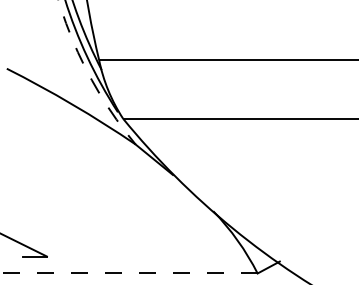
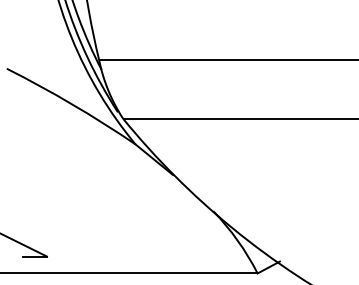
arc: dashed -> solid (90, 76)
line: dashed -> solid (128, 273)
